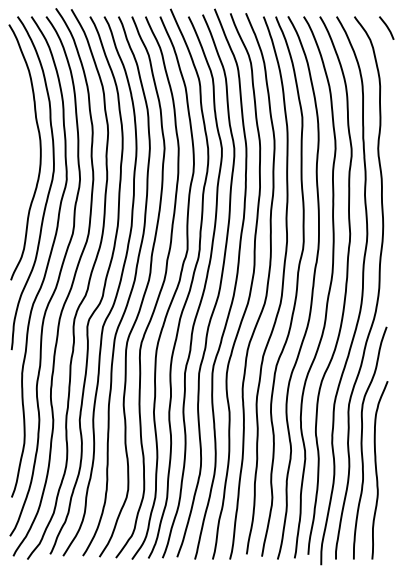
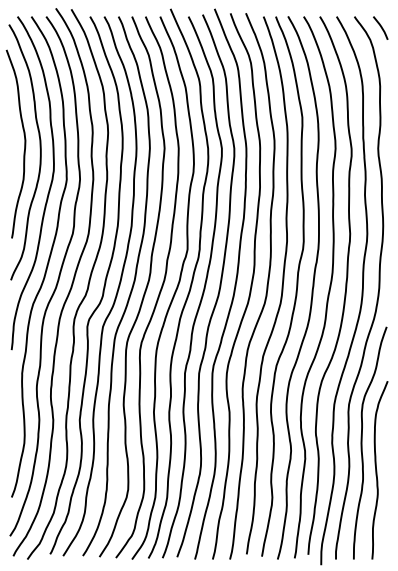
curve position: (386, 27) -> (380, 27) (380, 27)
curve: none -> present (24, 143)
